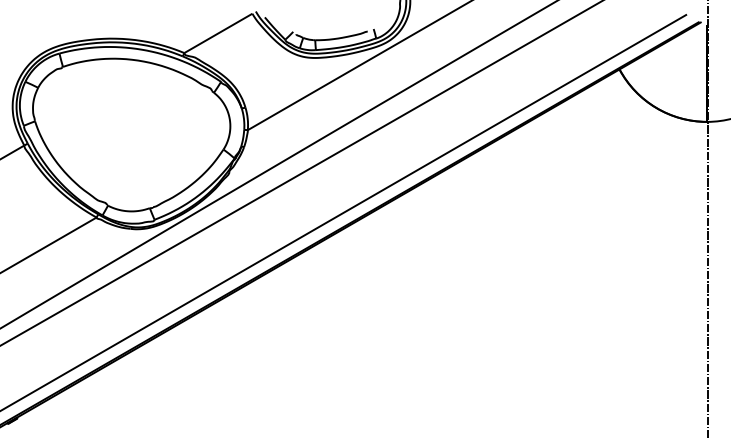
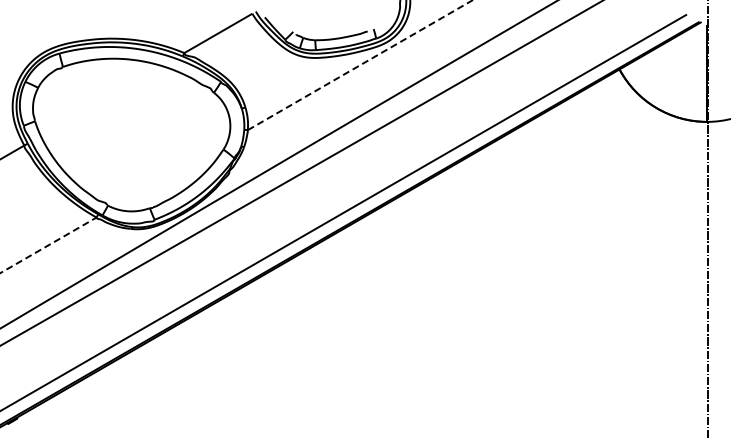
line: solid -> dashed (360, 65)
line: solid -> dashed (49, 245)
